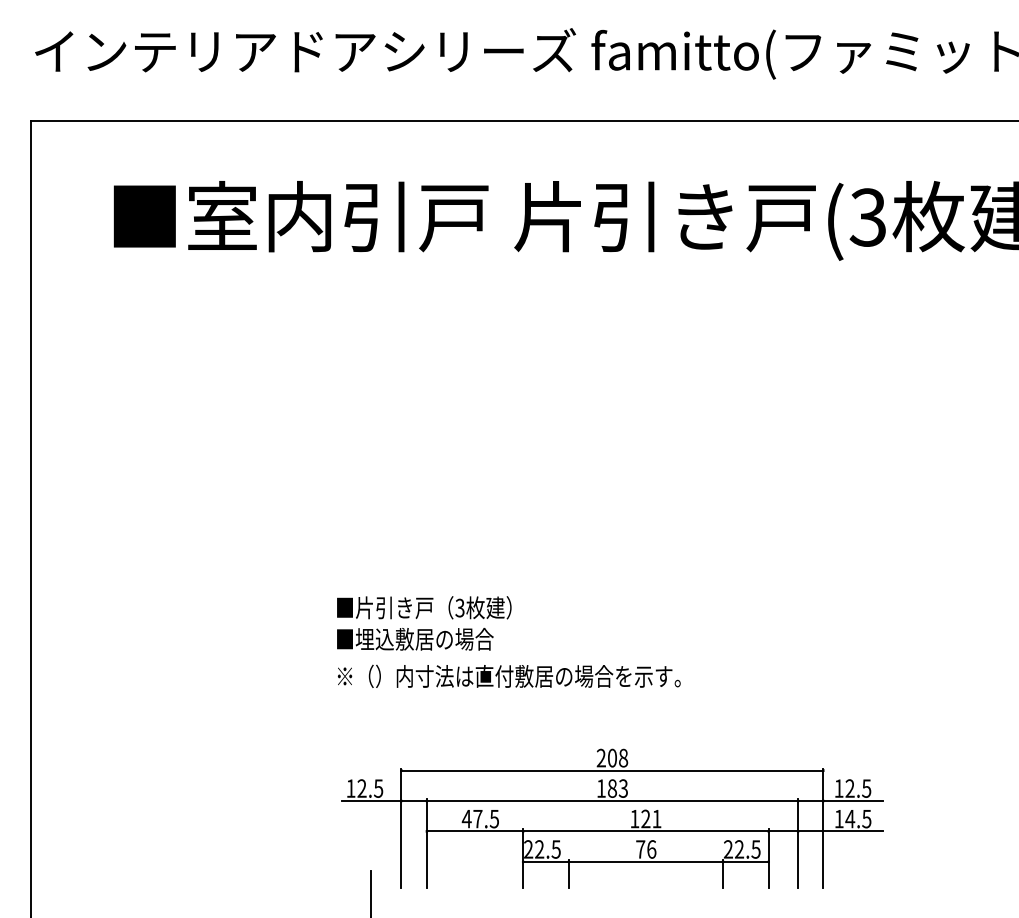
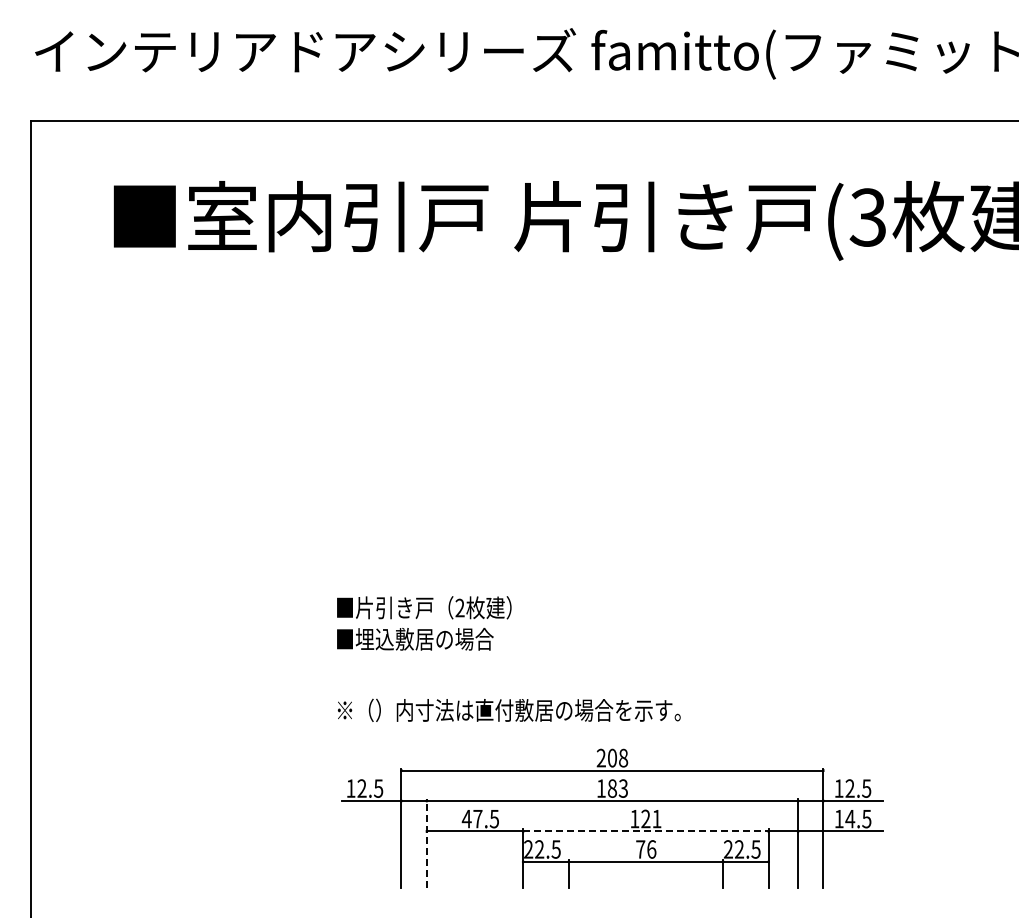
text: 3 -> 2 (459, 608)
text position: (509, 675) -> (509, 709) (509, 709)
line: solid -> dashed (645, 831)
line: solid -> dashed (426, 843)
line: present -> none (371, 892)
